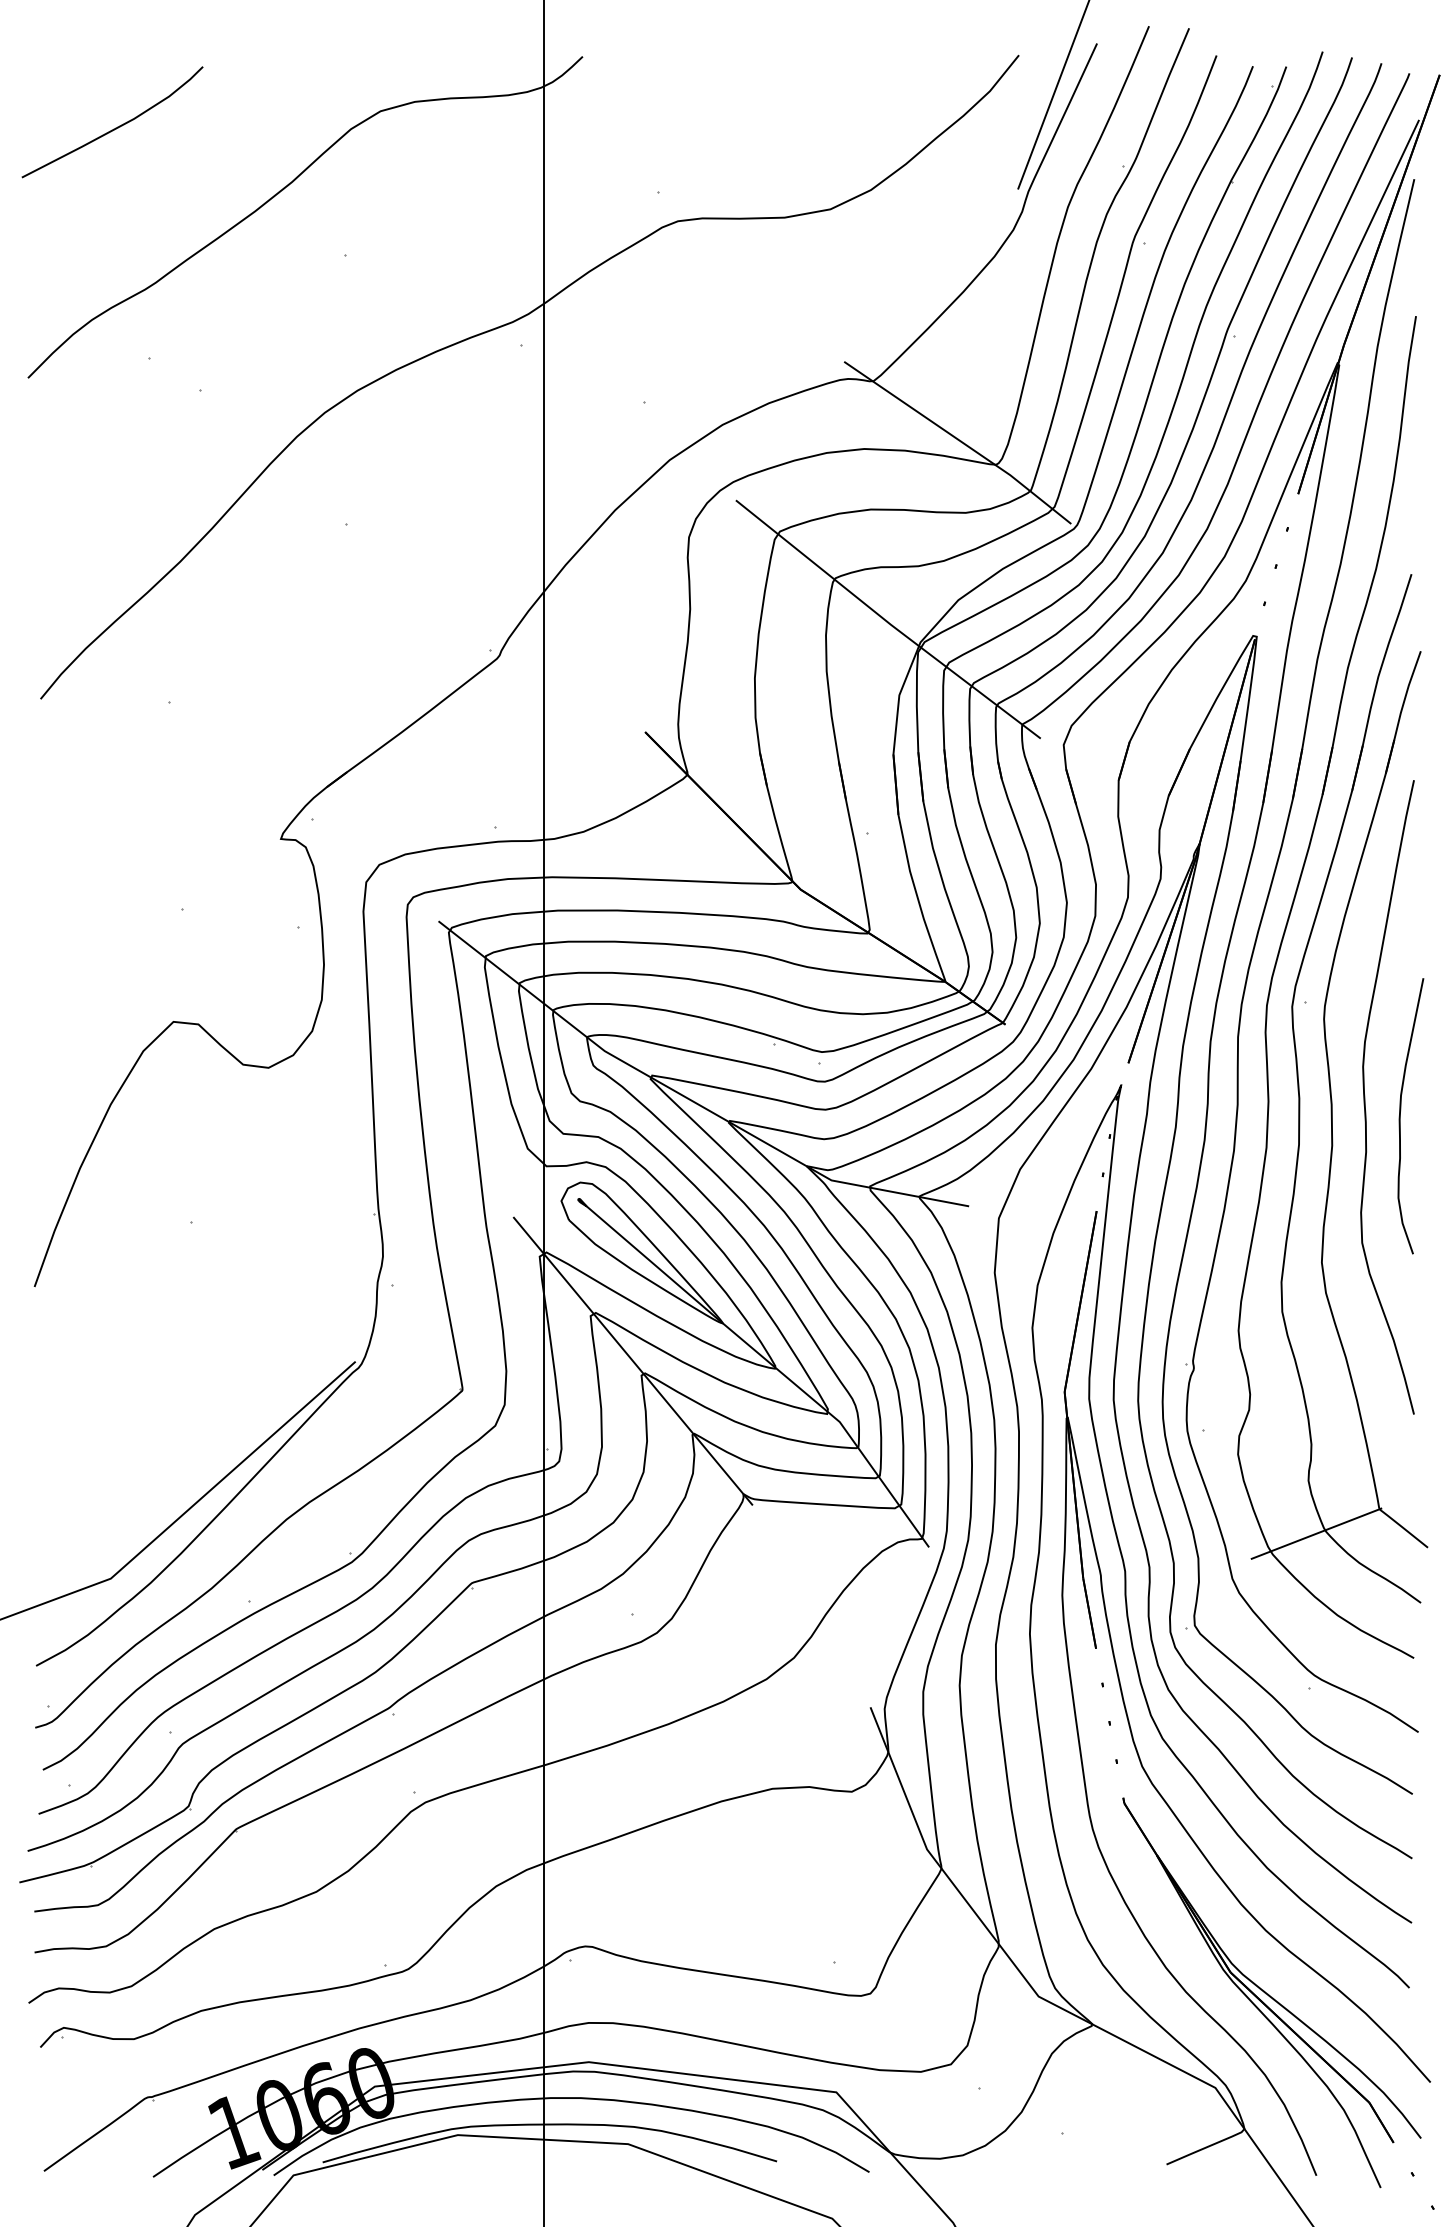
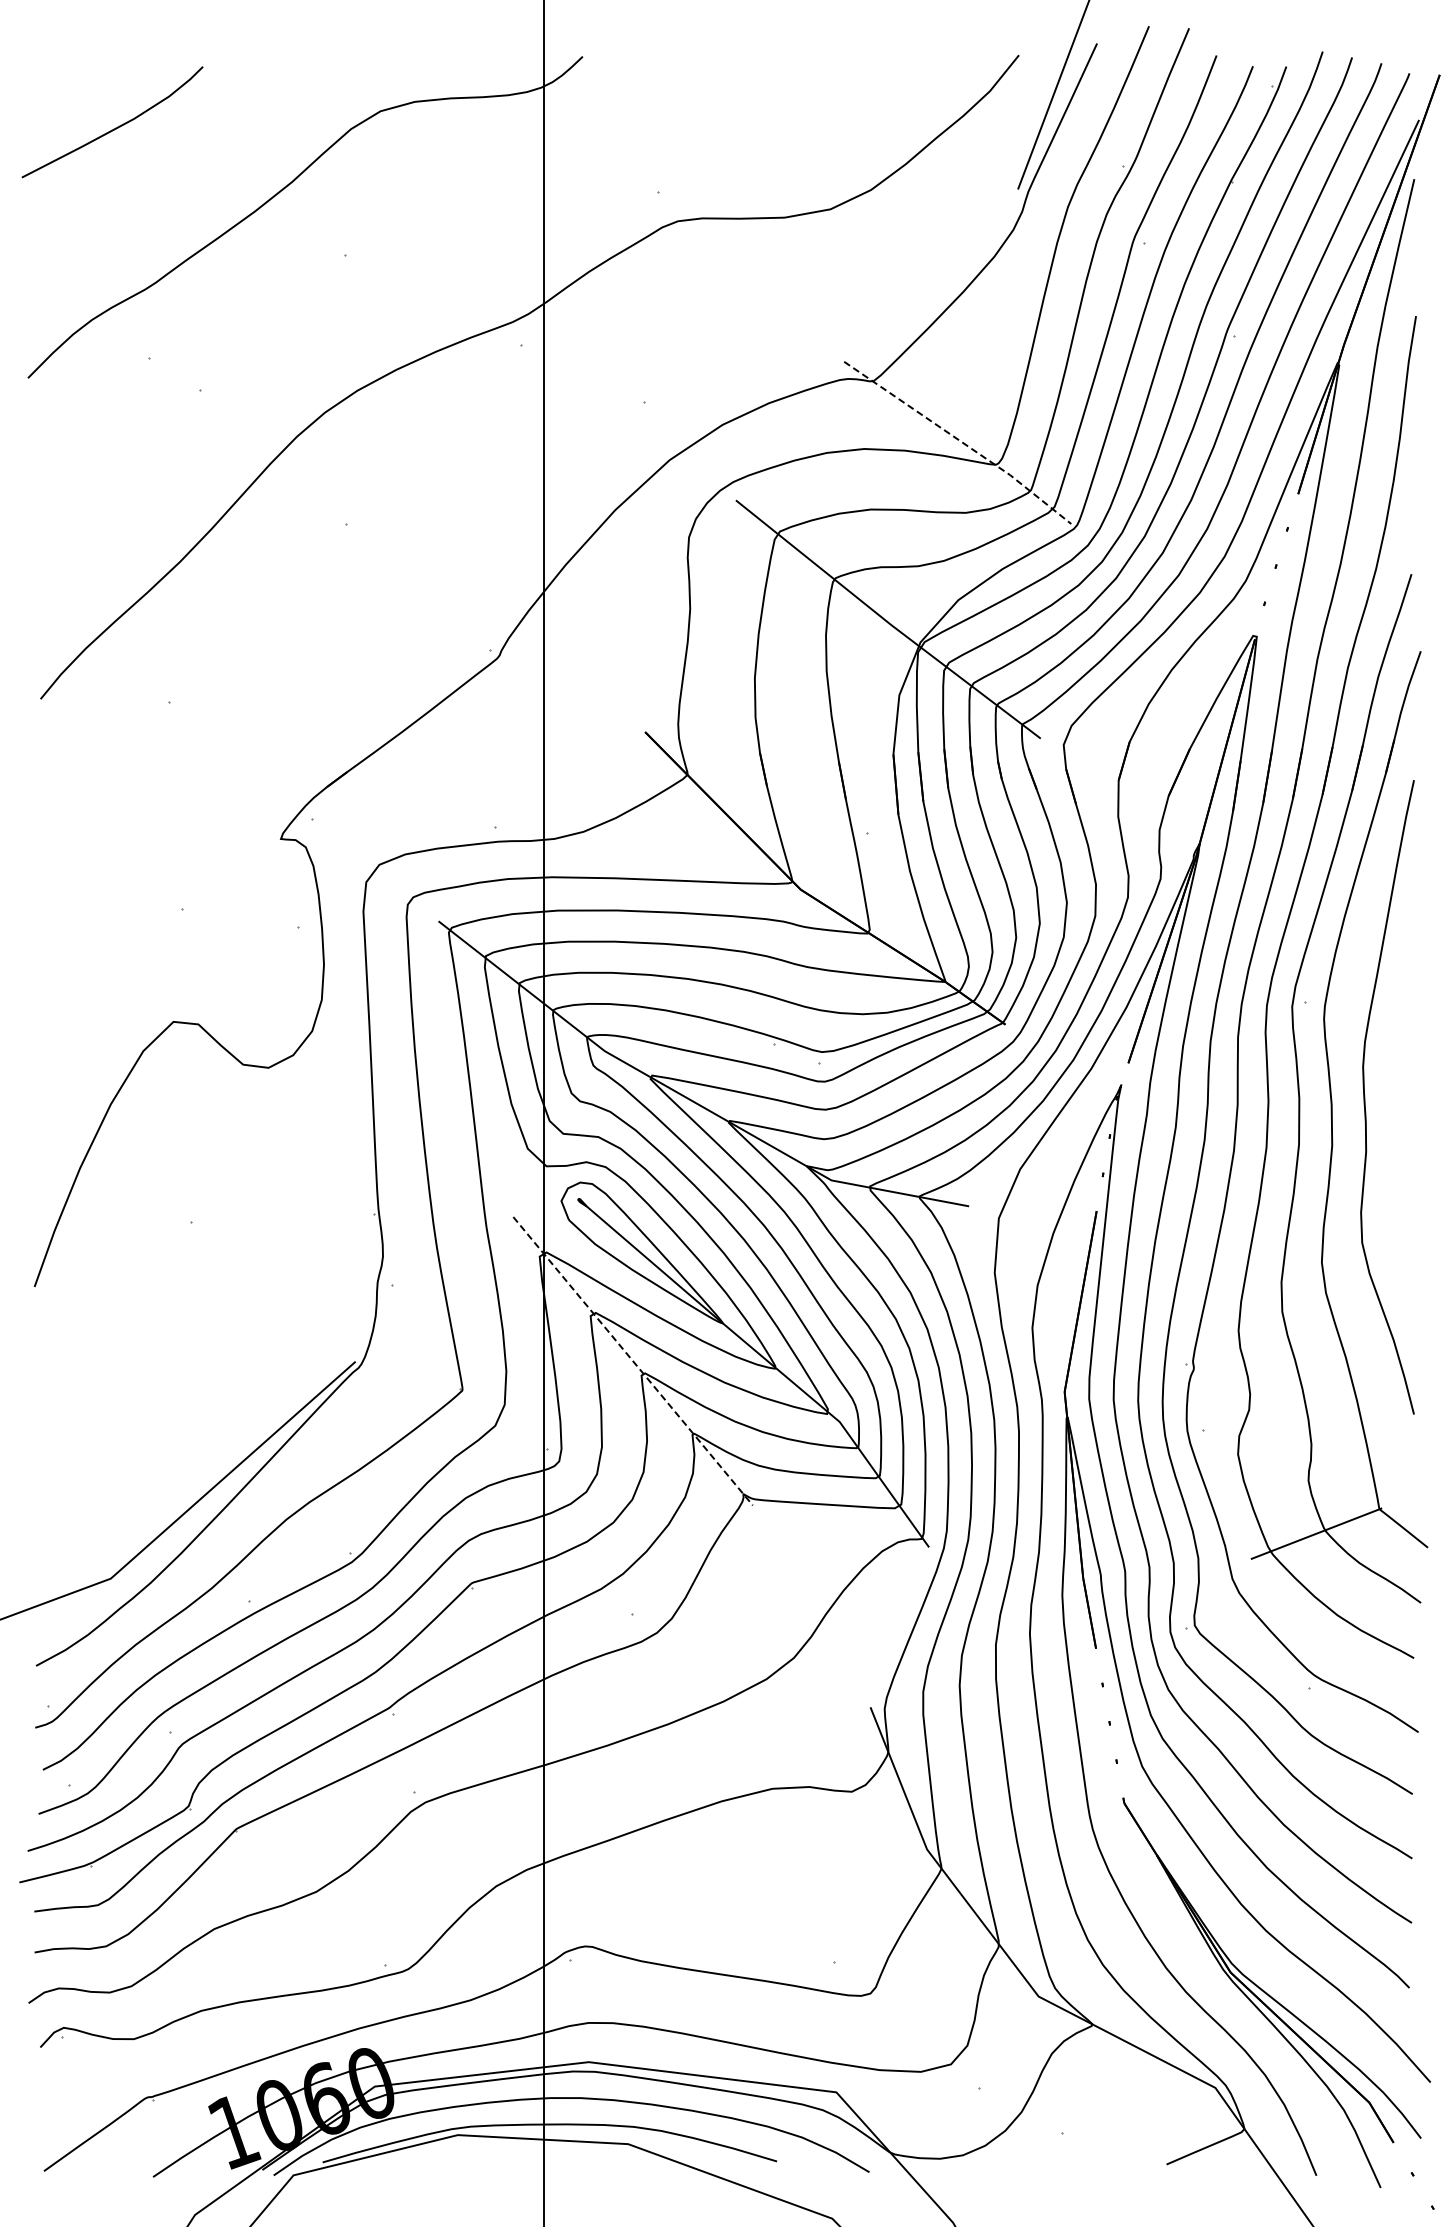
line: solid -> dashed (960, 440)
curve: present -> none (1400, 1116)
line: solid -> dashed (633, 1361)
